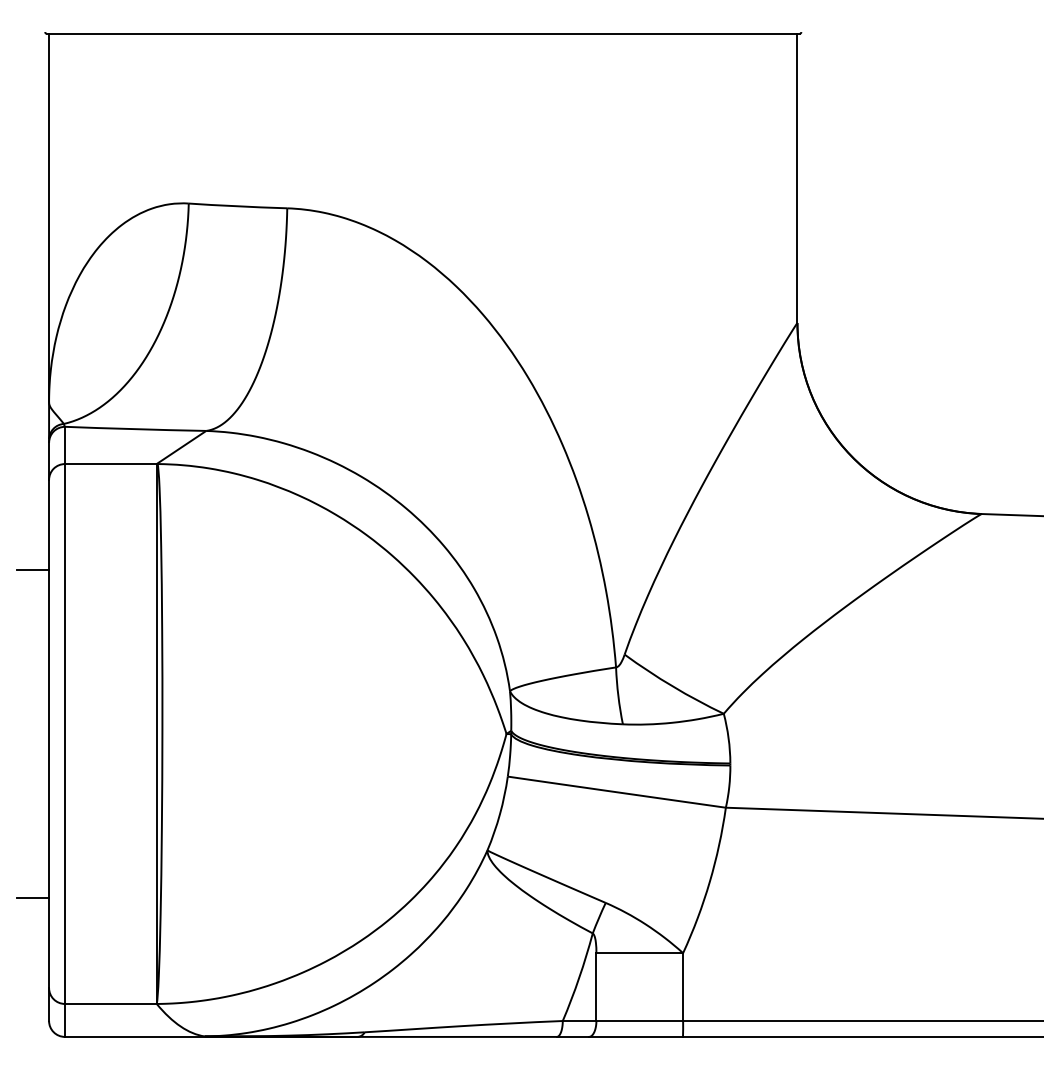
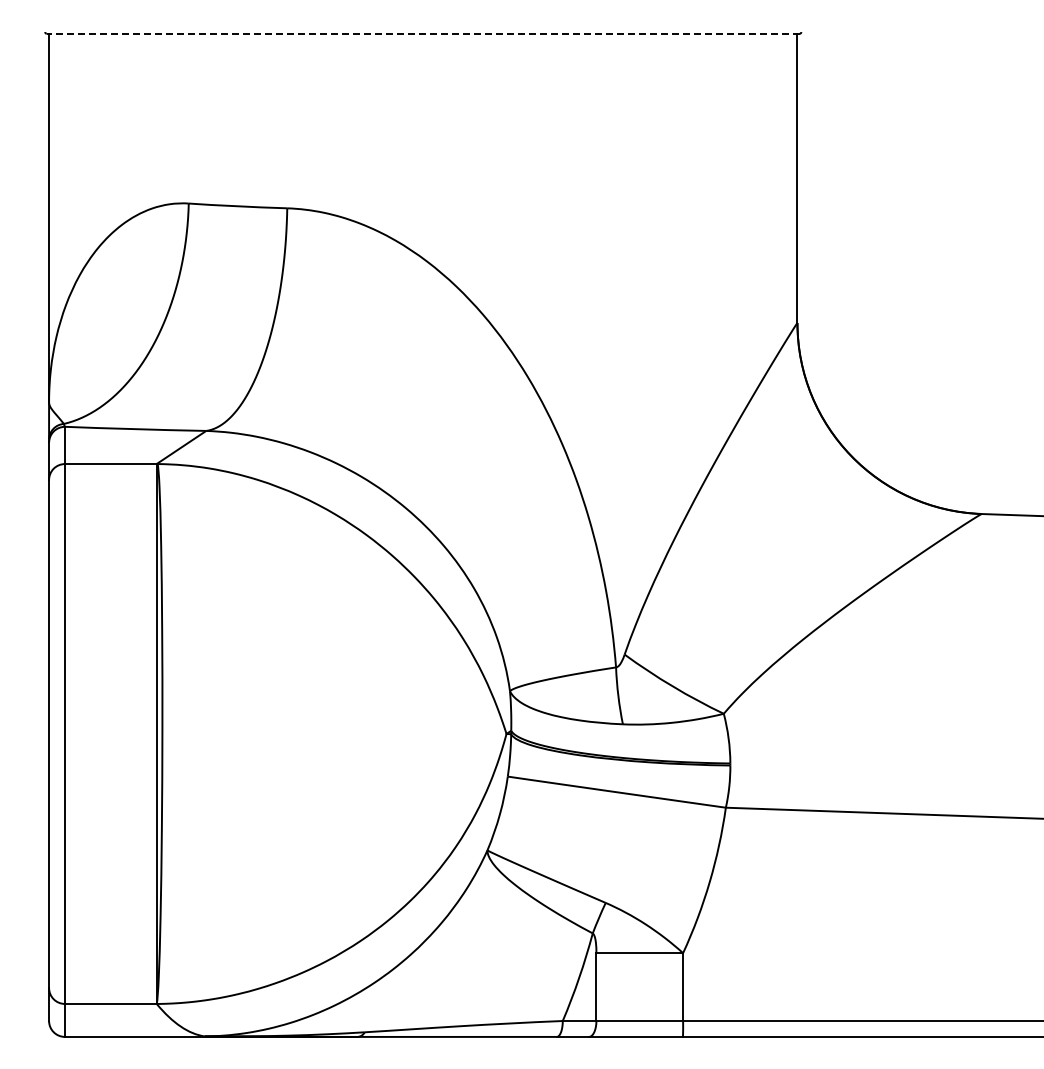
line: solid -> dashed (422, 33)
line: present -> none (33, 570)
line: present -> none (33, 898)
